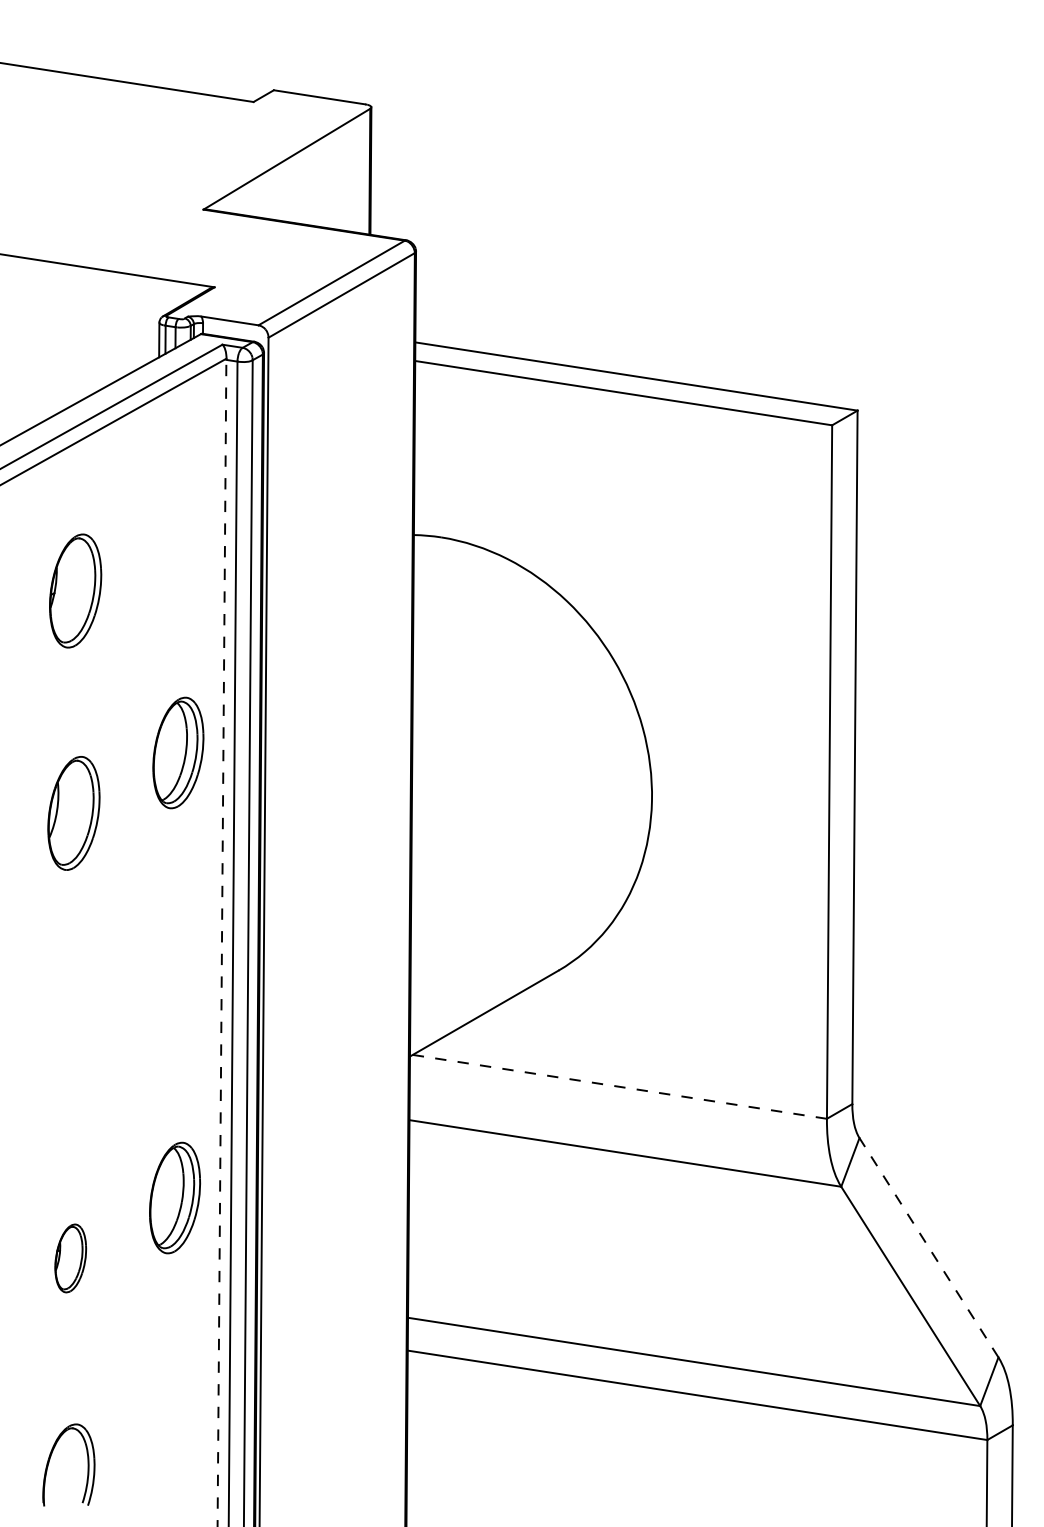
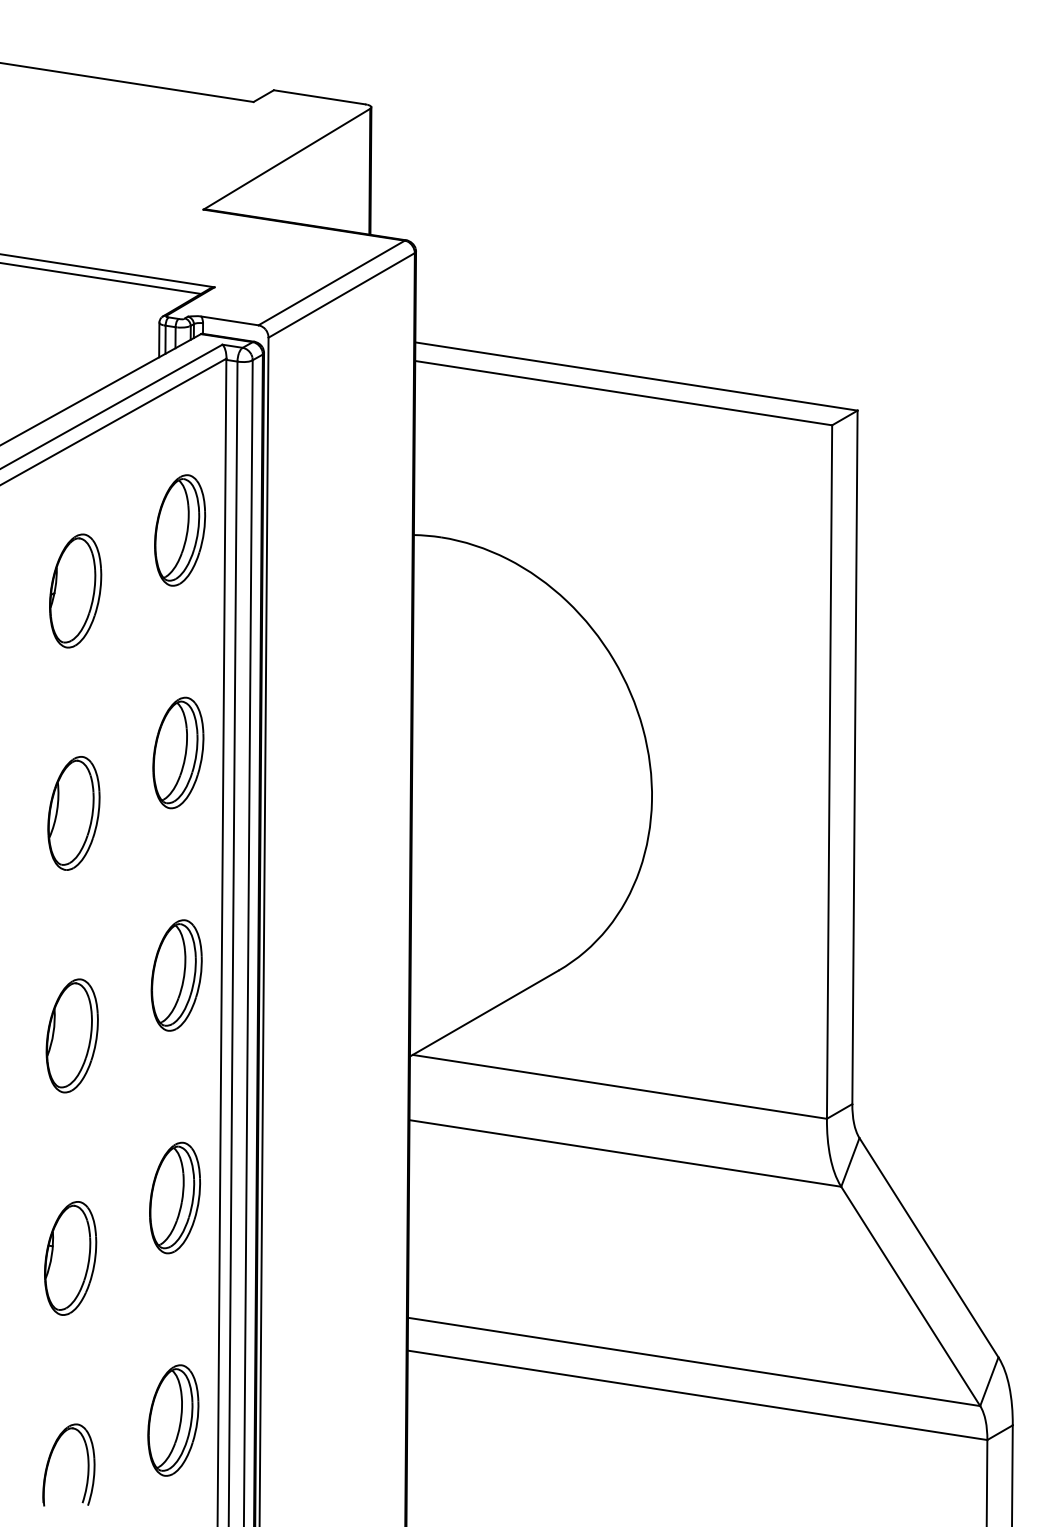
line: none -> present (101, 278)
part: none -> present (180, 530)
line: dashed -> solid (221, 942)
part: none -> present (176, 975)
part: none -> present (71, 1035)
line: dashed -> solid (619, 1086)
line: dashed -> solid (928, 1247)
part size: 34x71 px -> 54x115 px (70, 1258)
part: none -> present (173, 1420)
